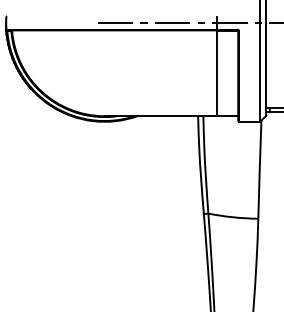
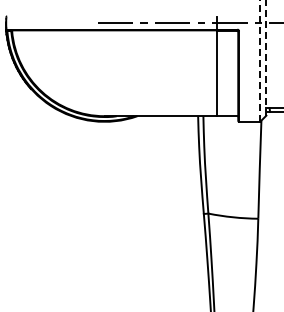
line: solid -> dashed (266, 57)
line: solid -> dashed (260, 60)
